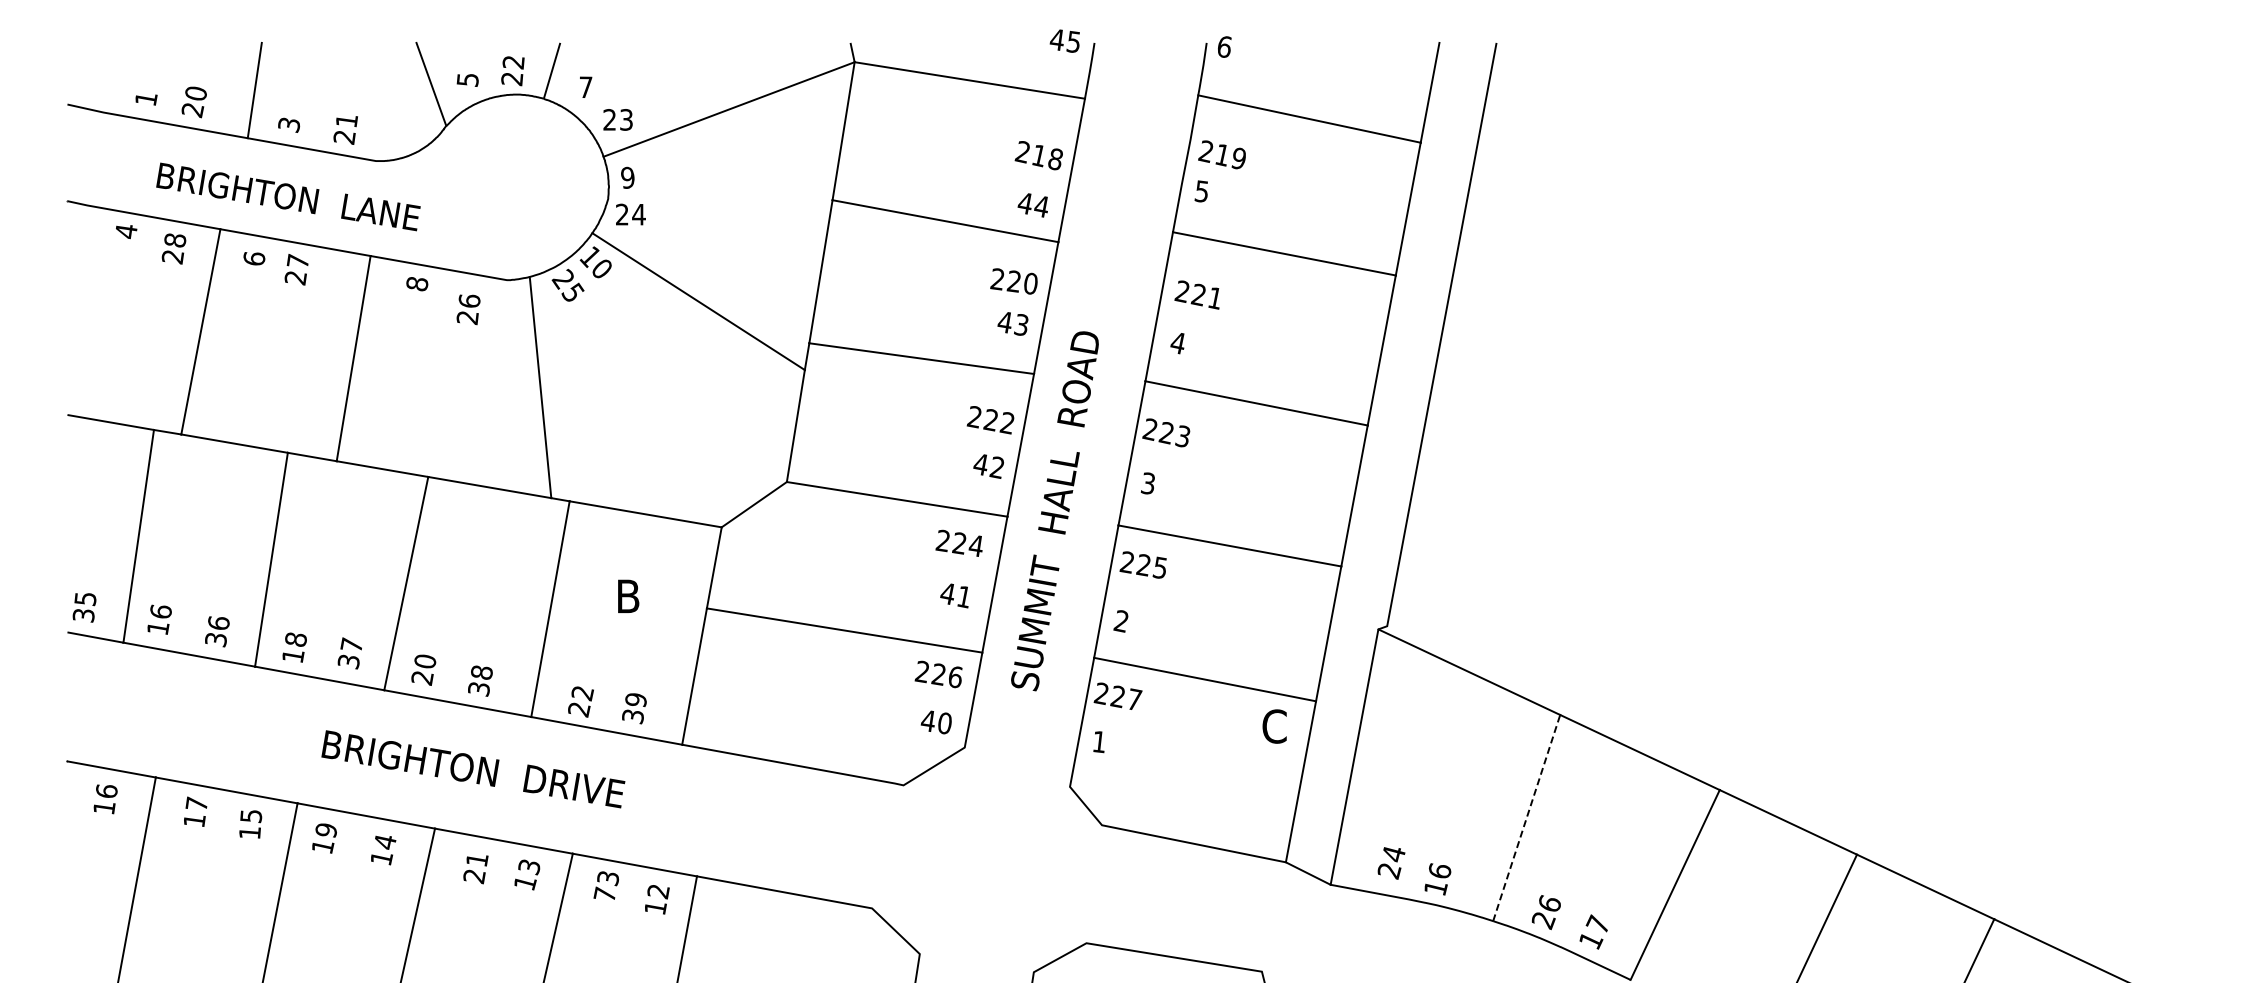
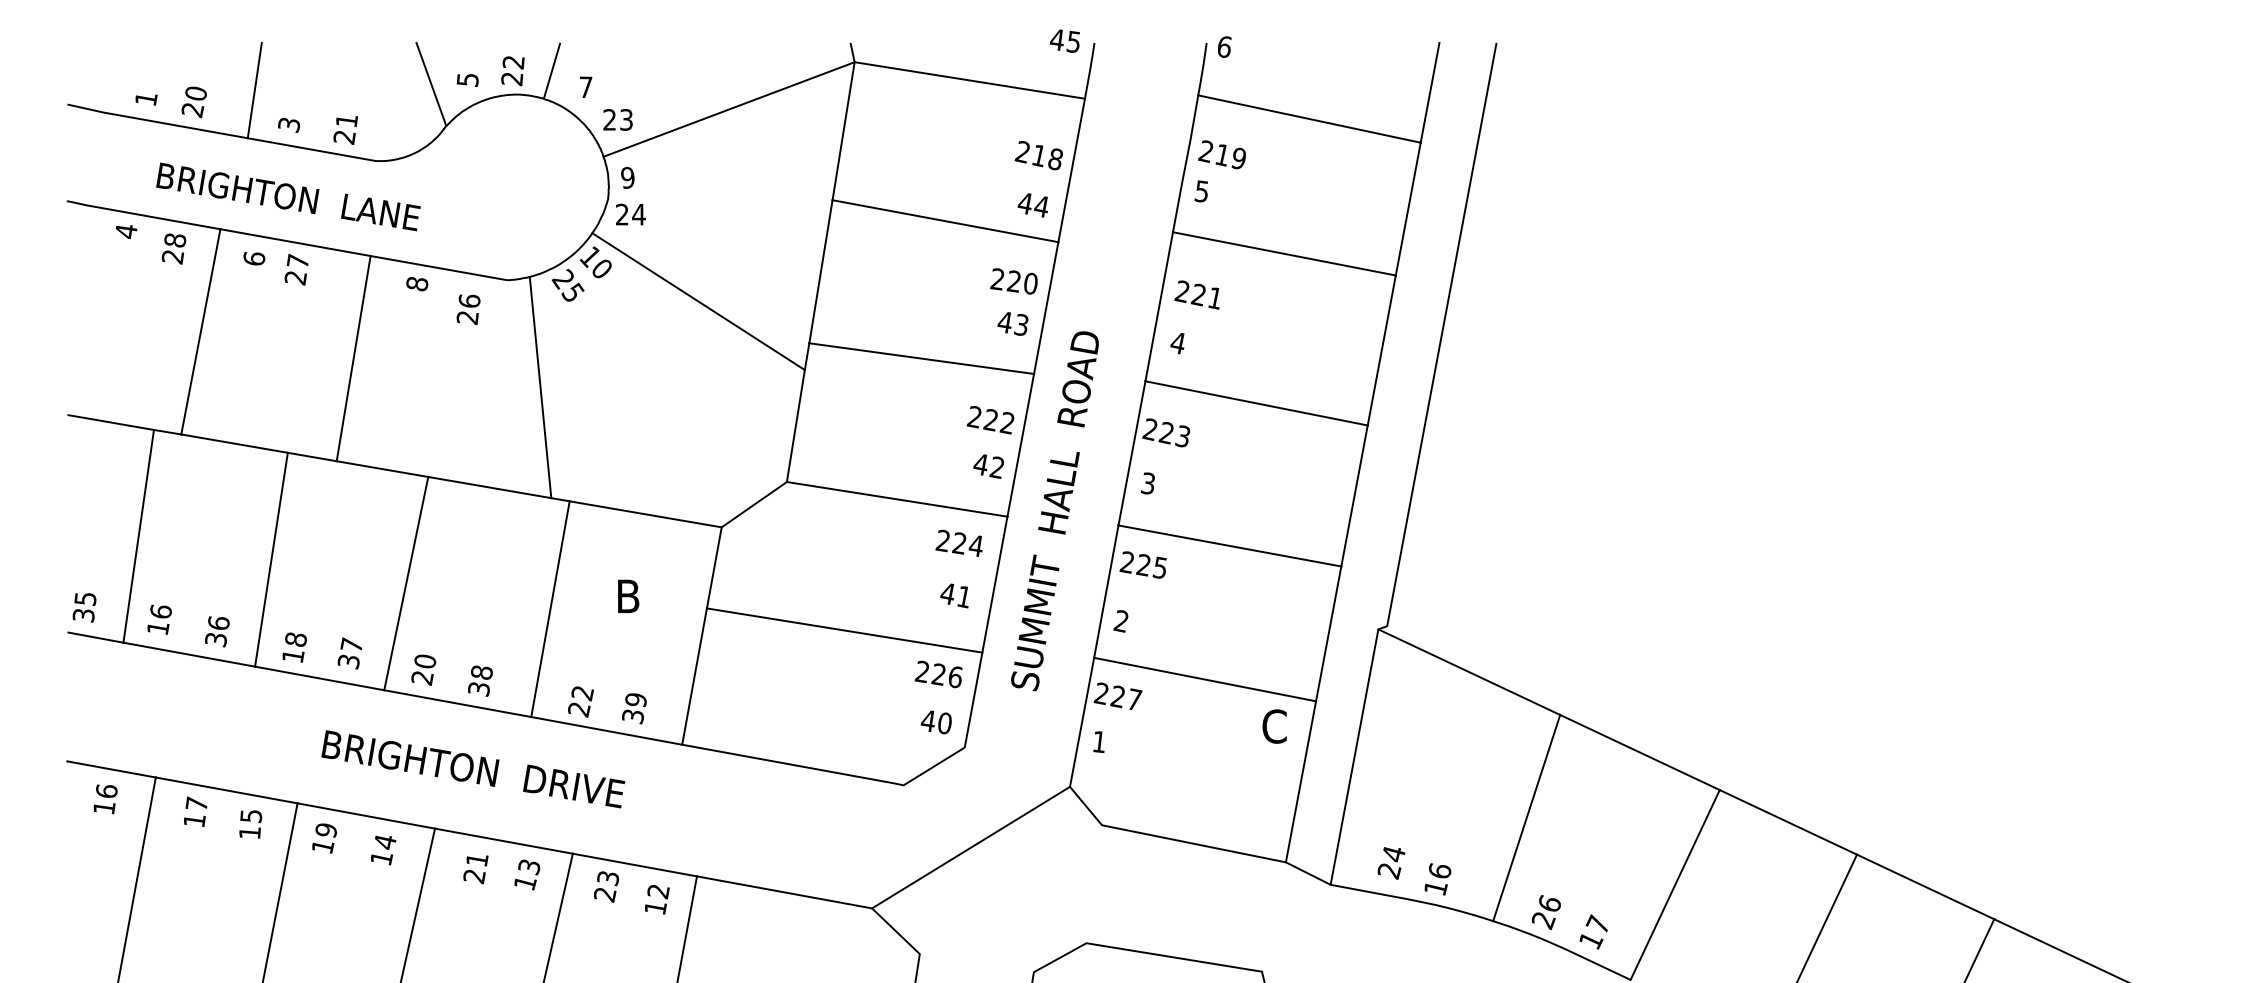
line: dashed -> solid (1526, 817)
line: none -> present (971, 847)
text: 73 -> 23 (604, 894)
